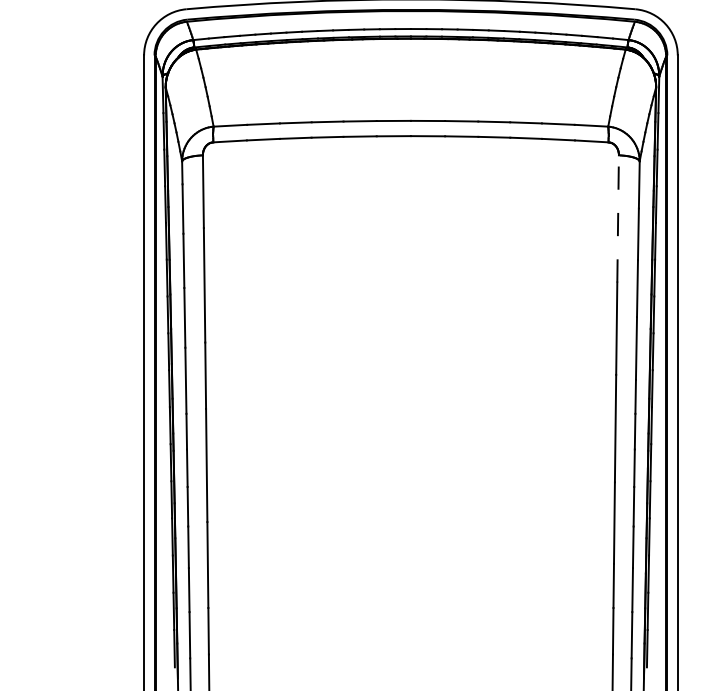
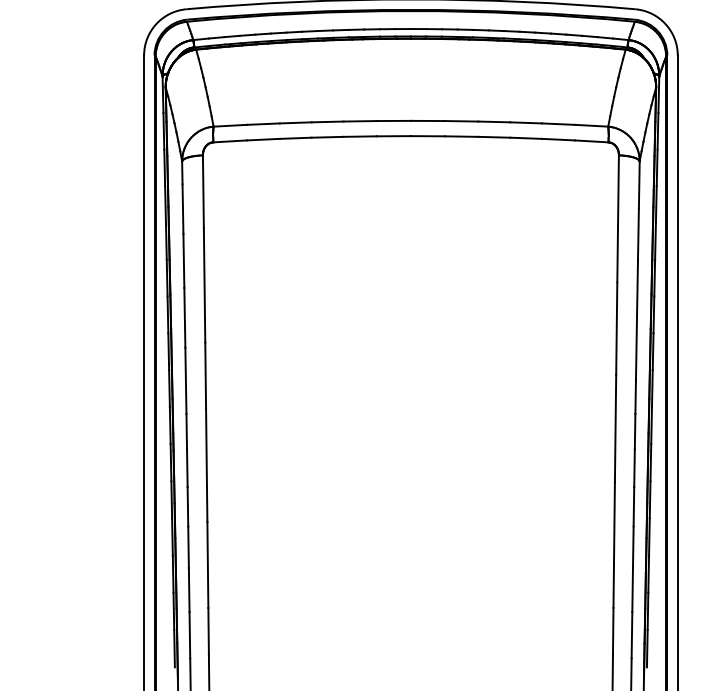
line: dashed -> solid (618, 218)
